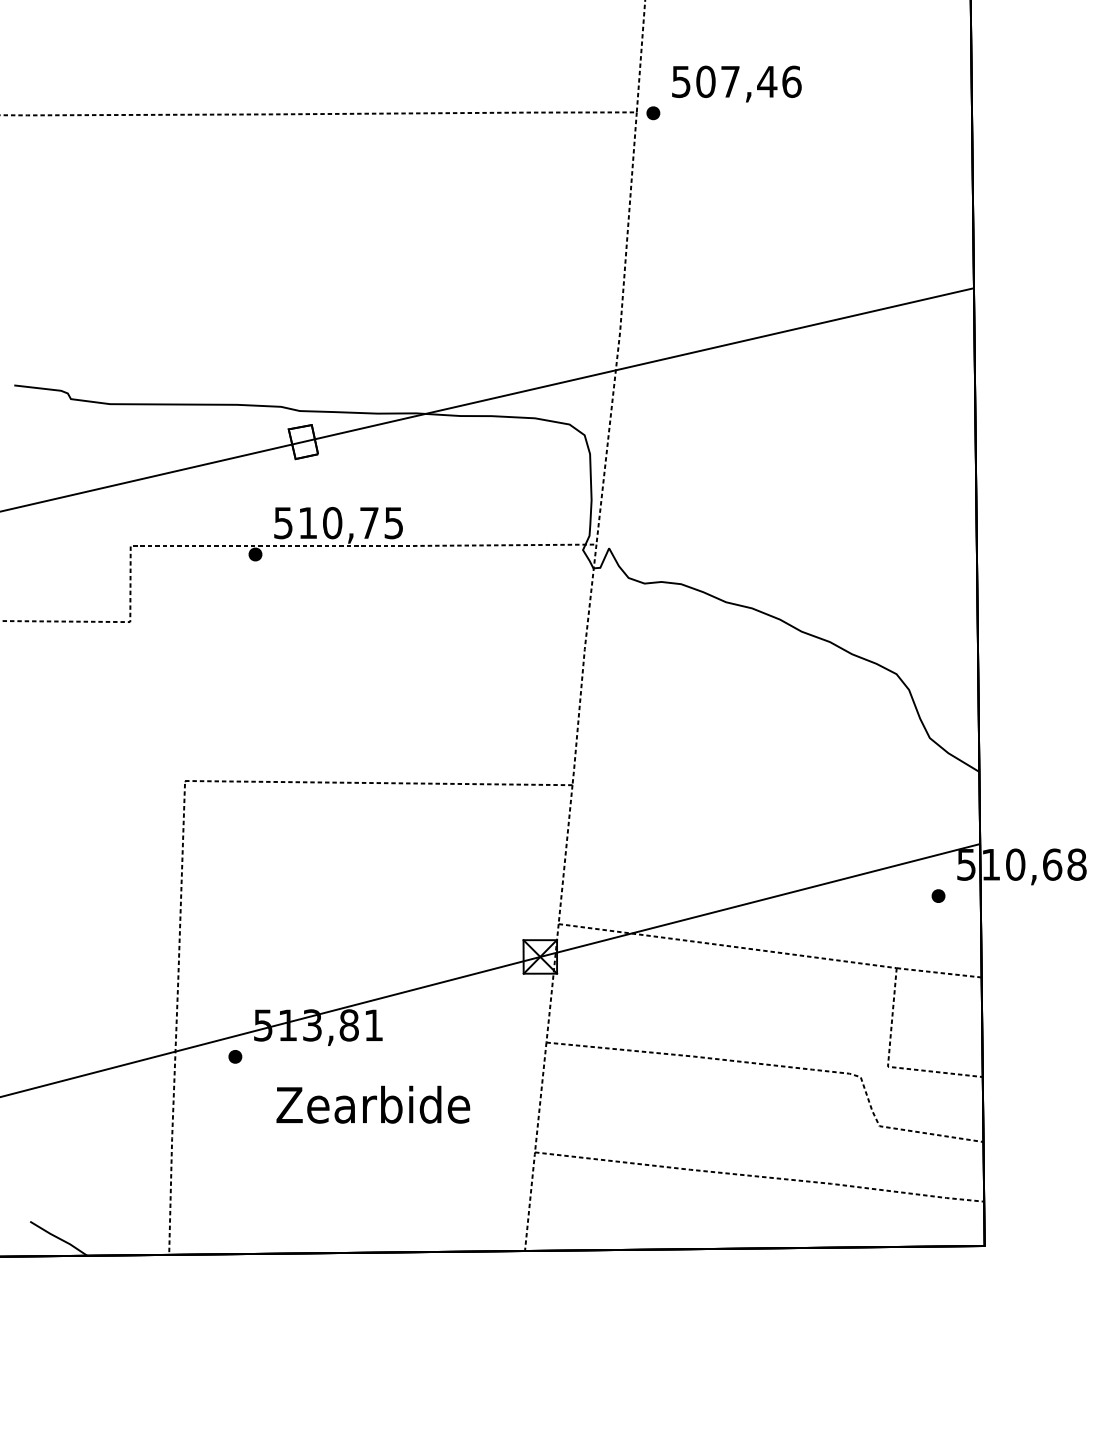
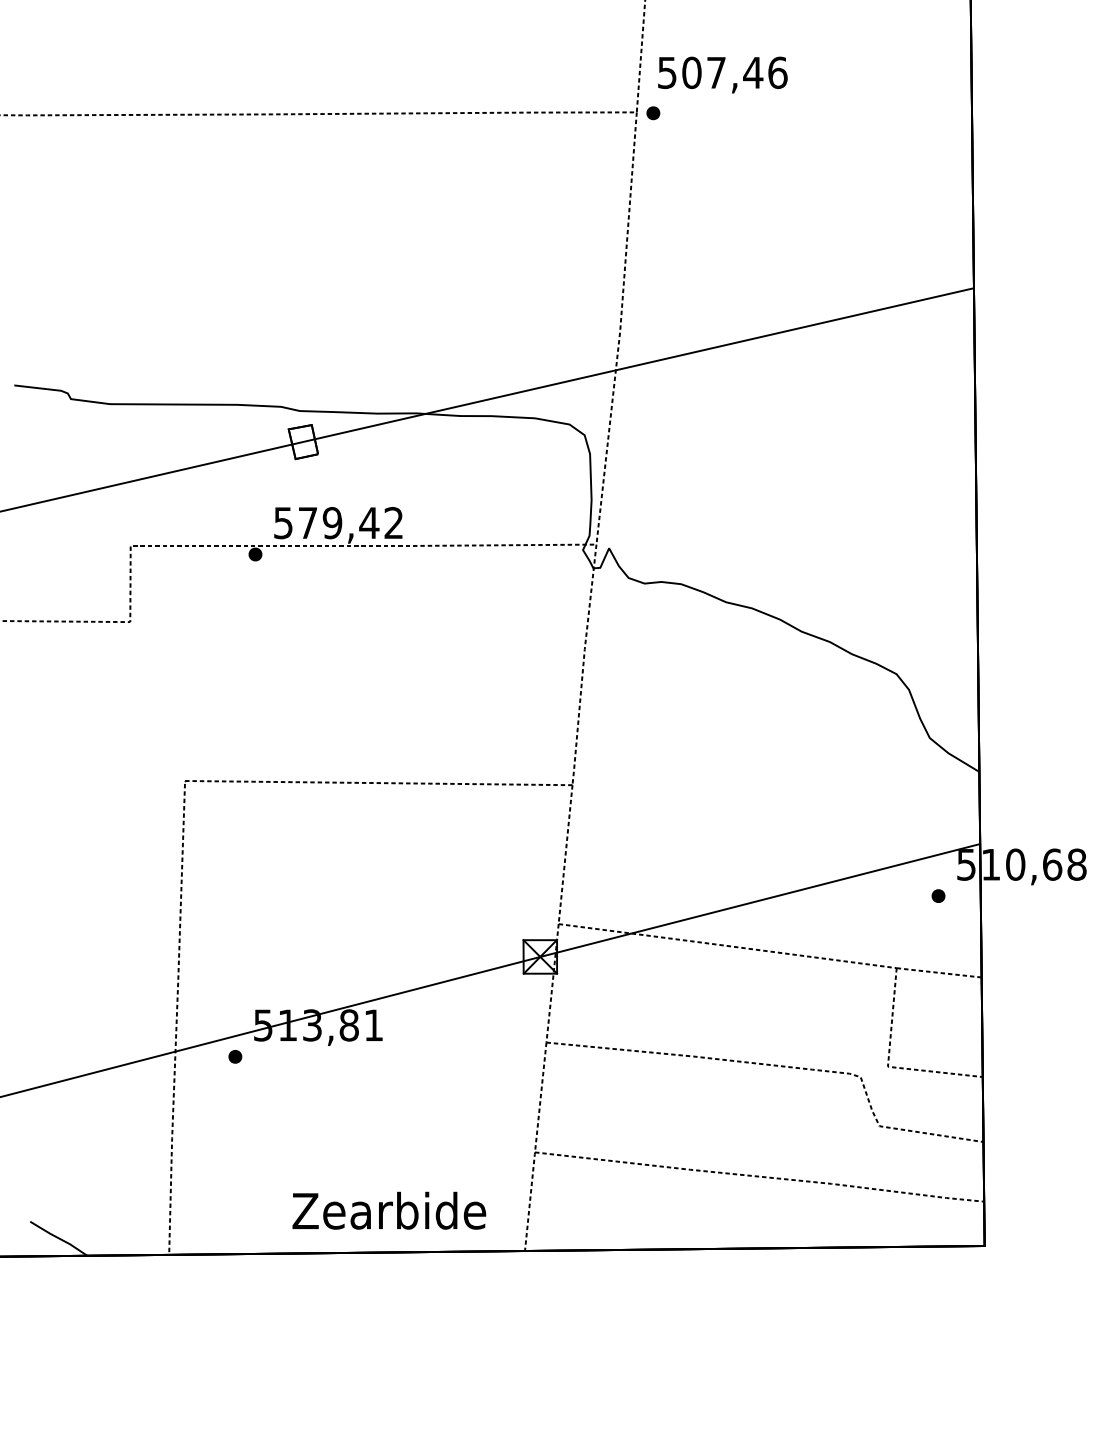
text position: (736, 83) -> (722, 74) (722, 74)
text: 510,75 -> 579,42 (350, 523)
text position: (373, 1104) -> (389, 1210) (389, 1210)
